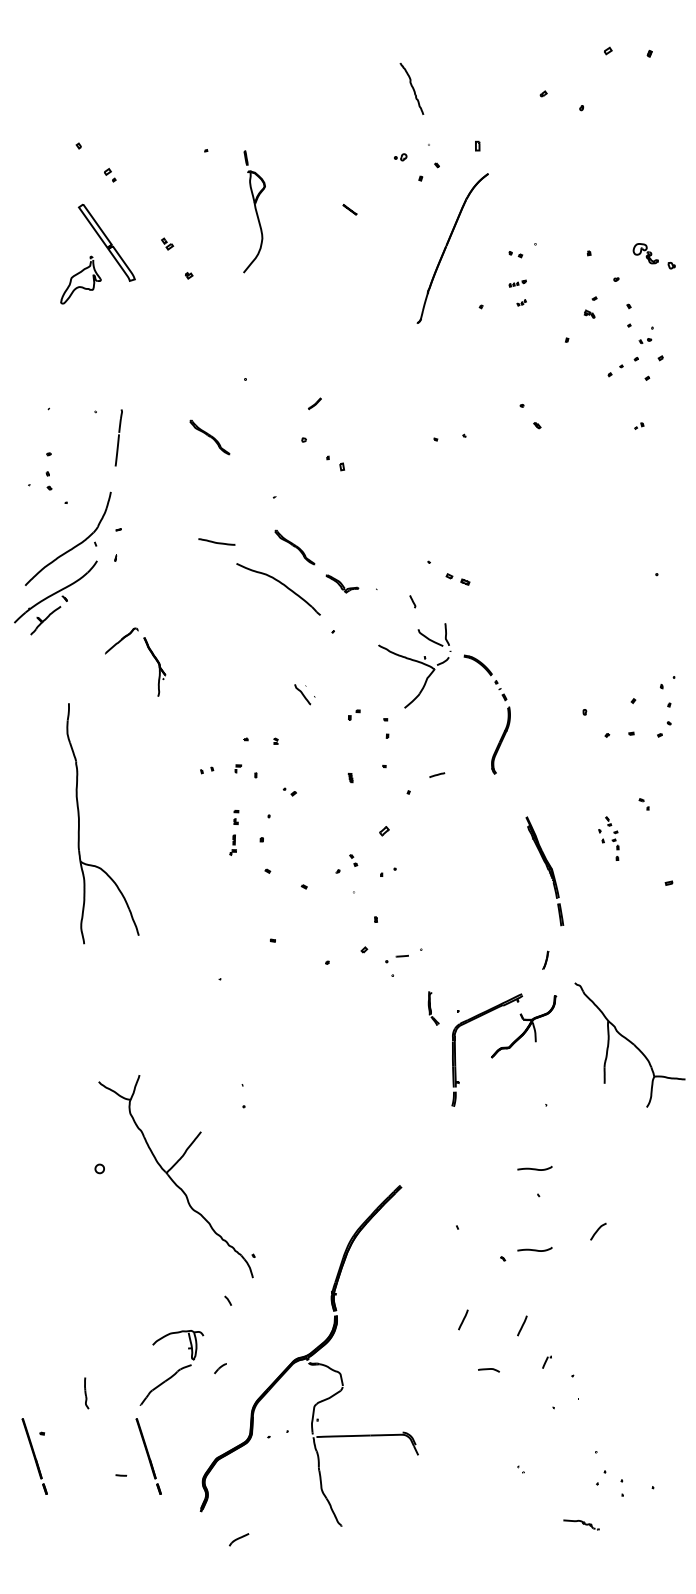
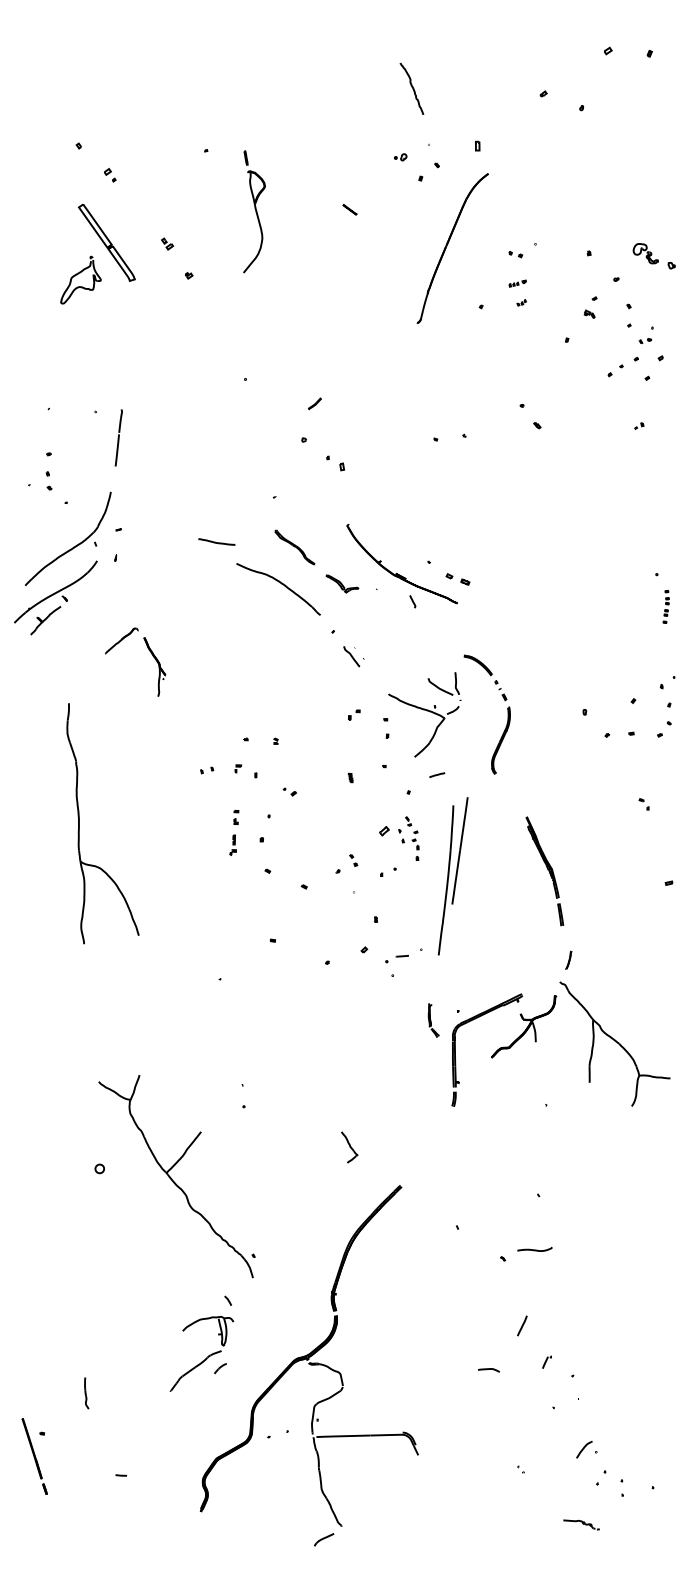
part: present -> none (209, 437)
part: none -> present (397, 573)
part: none -> present (665, 606)
part position: (414, 665) -> (424, 714) (424, 714)
part position: (304, 694) -> (353, 656) (353, 656)
part position: (608, 838) -> (408, 838) (408, 838)
part: none -> present (452, 876)
line position: (545, 959) -> (568, 959) (568, 959)
part position: (433, 1008) -> (433, 1020) (433, 1020)
part position: (629, 1044) -> (614, 1043) (614, 1043)
part: none -> present (349, 1147)
curve: present -> none (534, 1168)
curve position: (598, 1230) -> (584, 1448) (584, 1448)
line: present -> none (463, 1319)
part position: (176, 1371) -> (206, 1357) (206, 1357)
line: present -> none (148, 1456)
part position: (239, 1539) -> (324, 1539) (324, 1539)
